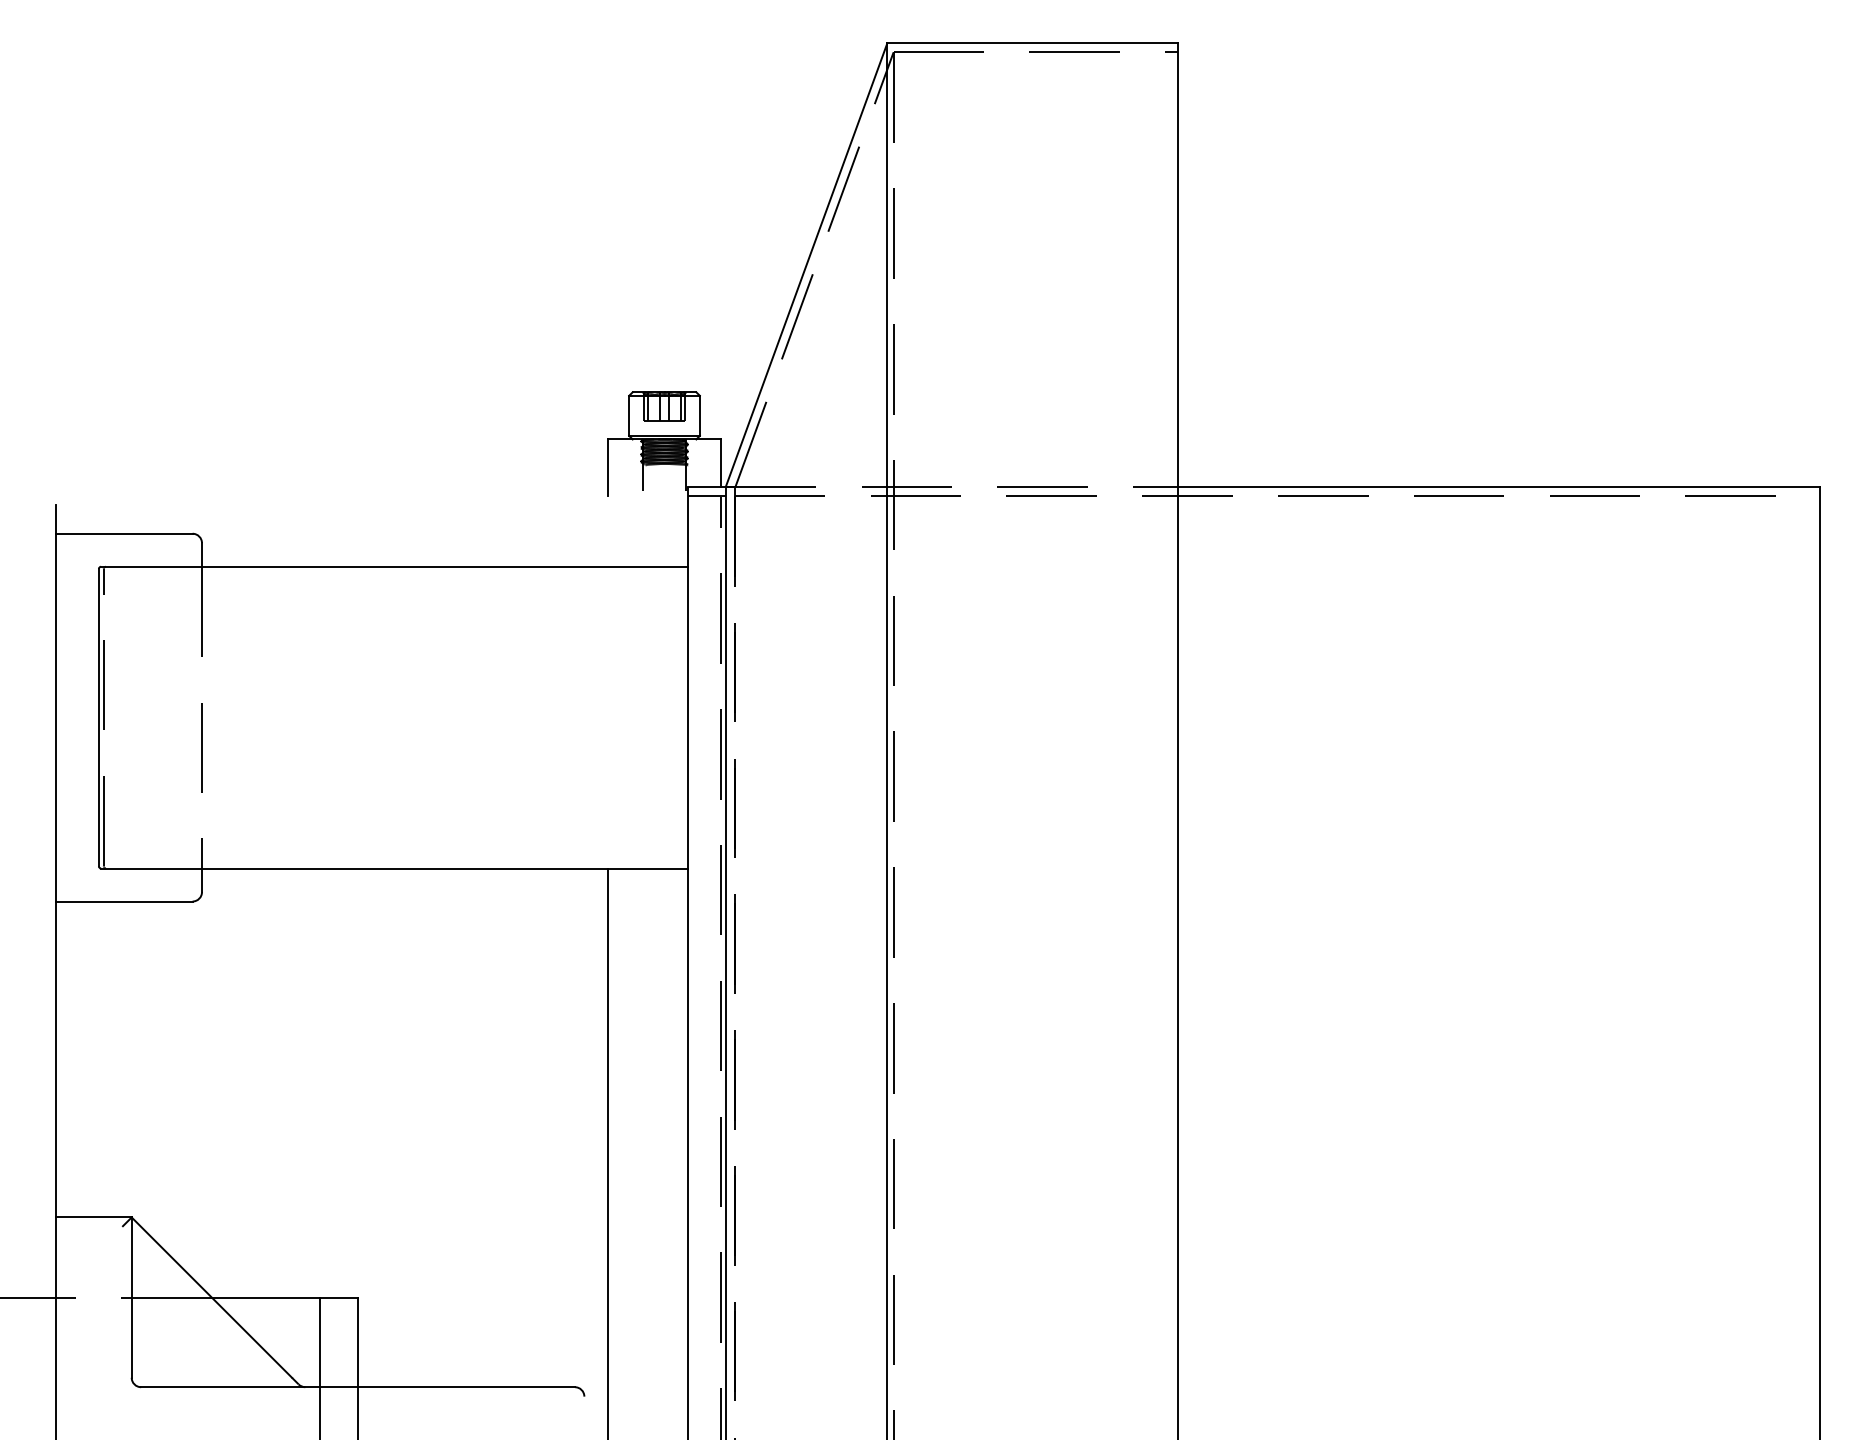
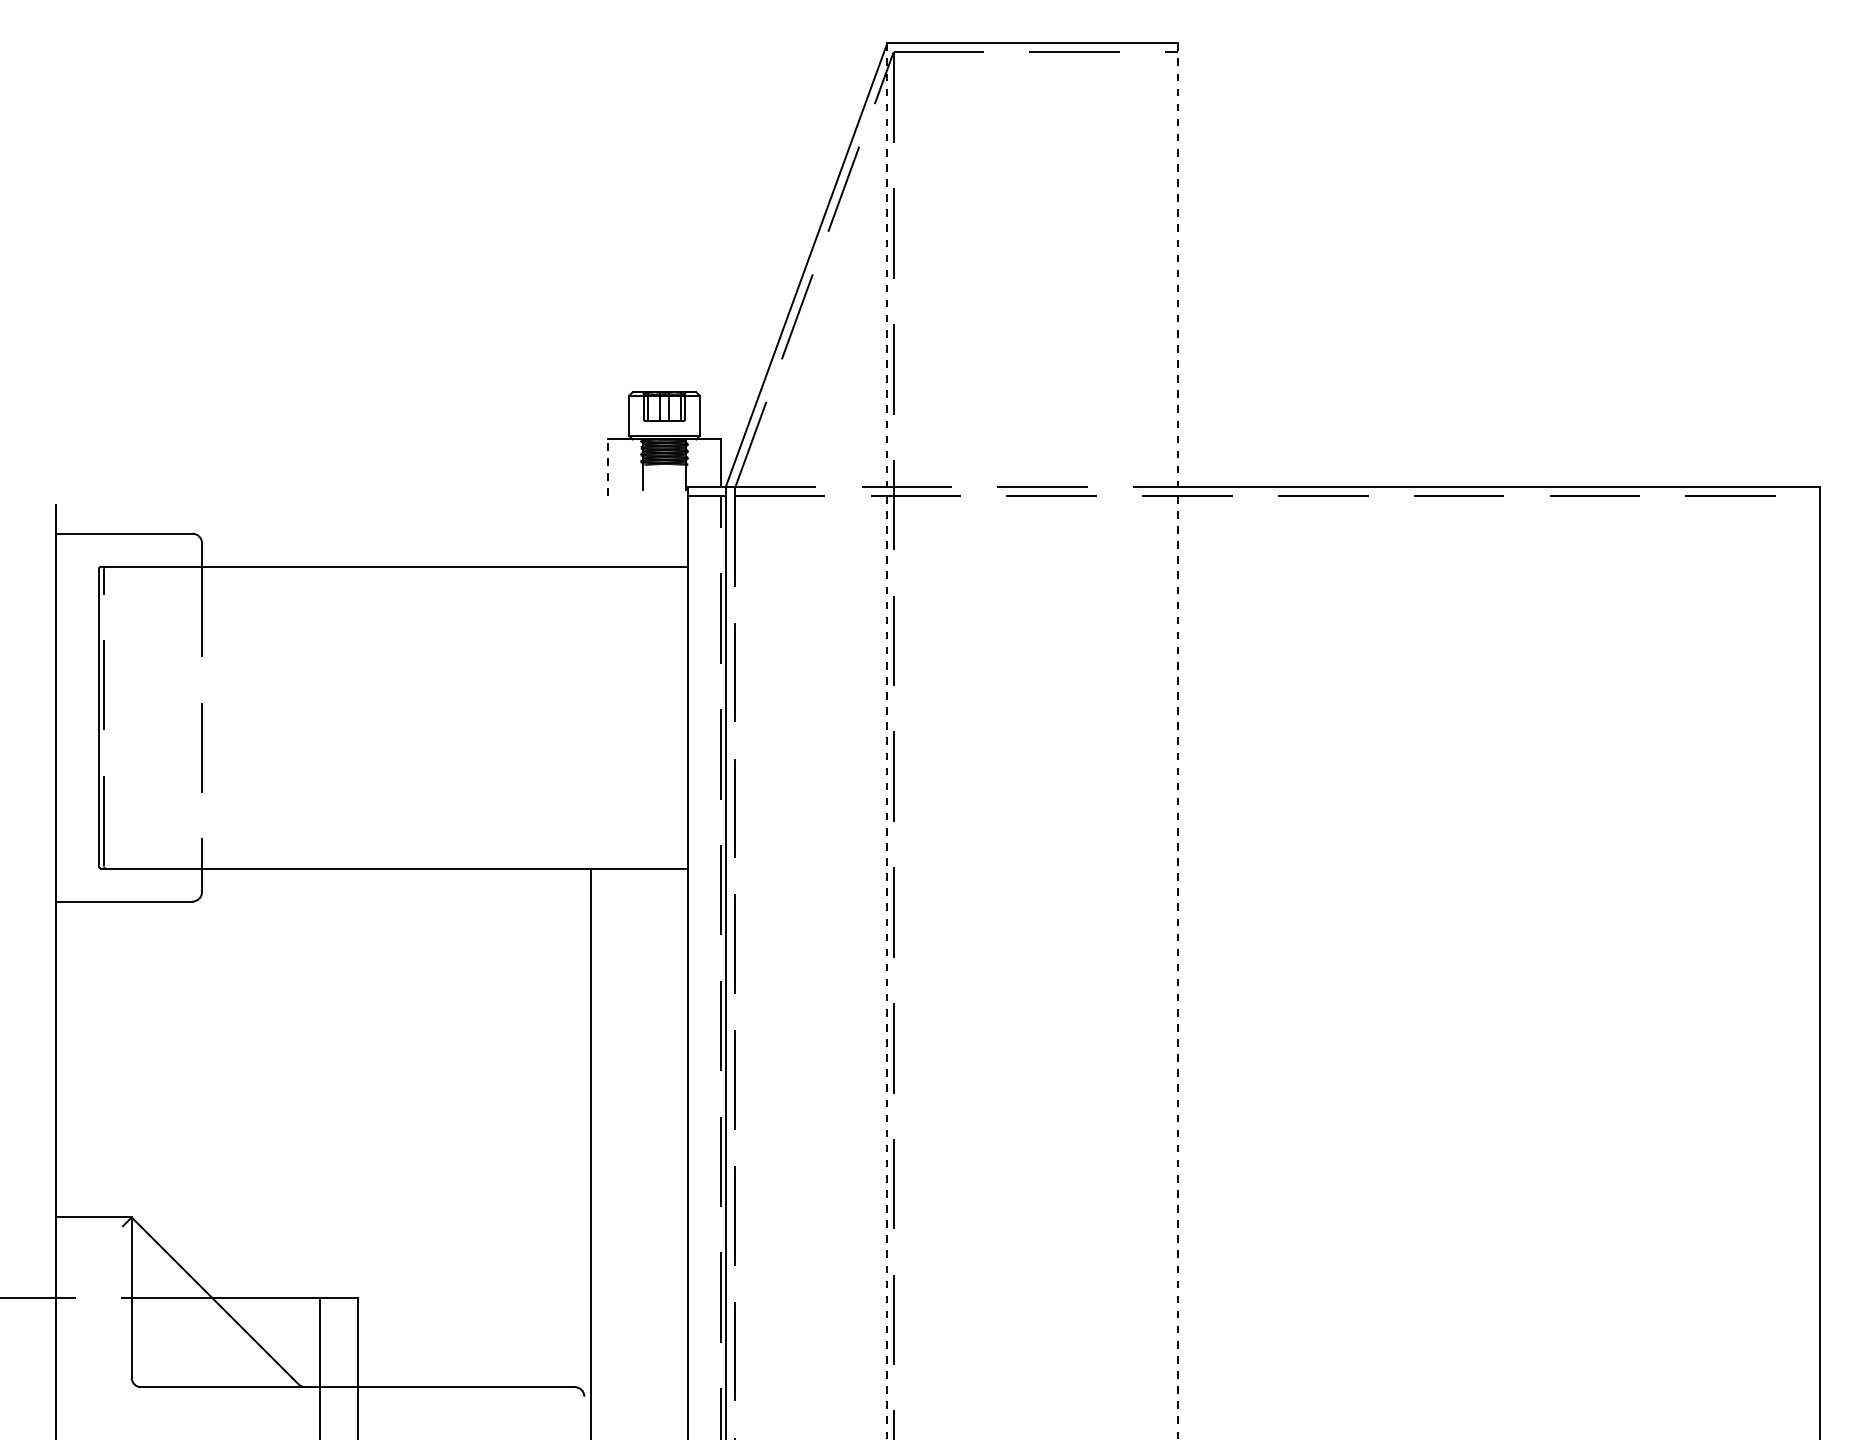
line: solid -> dashed (607, 467)
line: solid -> dashed (887, 741)
line: solid -> dashed (1178, 741)
line position: (607, 1152) -> (590, 1152) (590, 1152)
